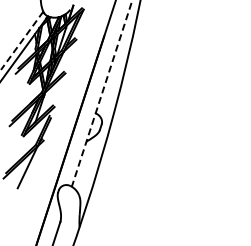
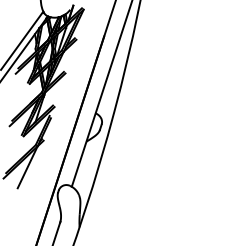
line: dashed -> solid (21, 41)
line: dashed -> solid (102, 93)
